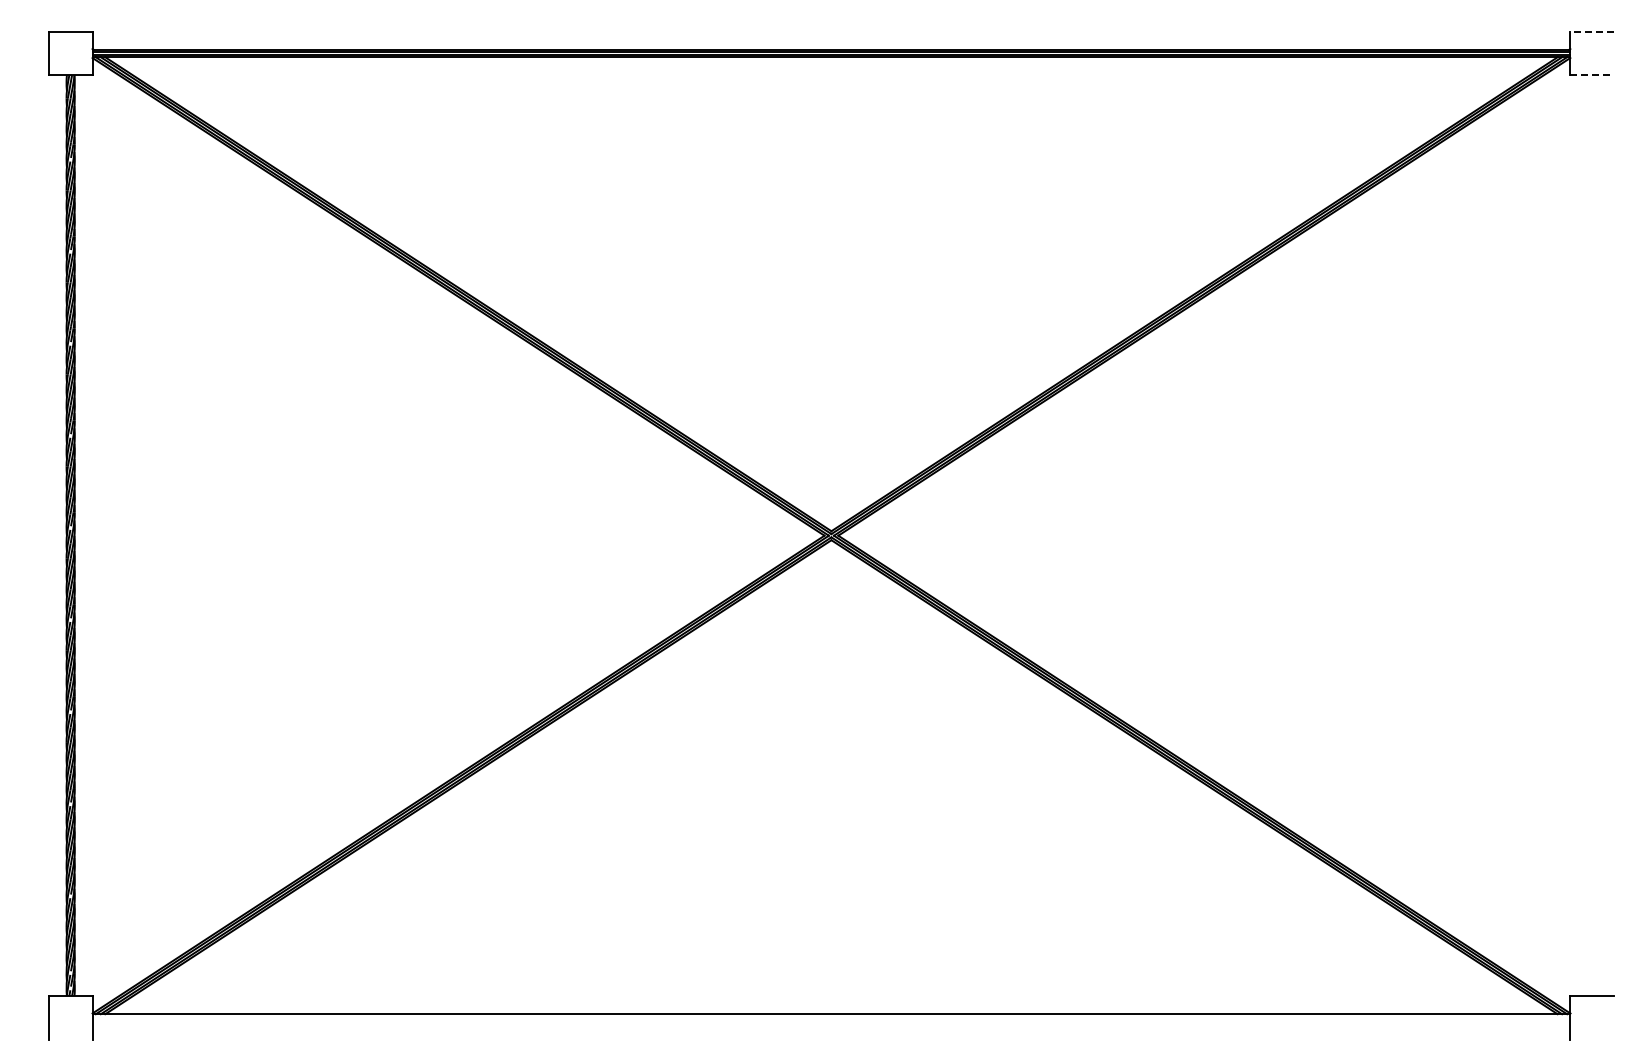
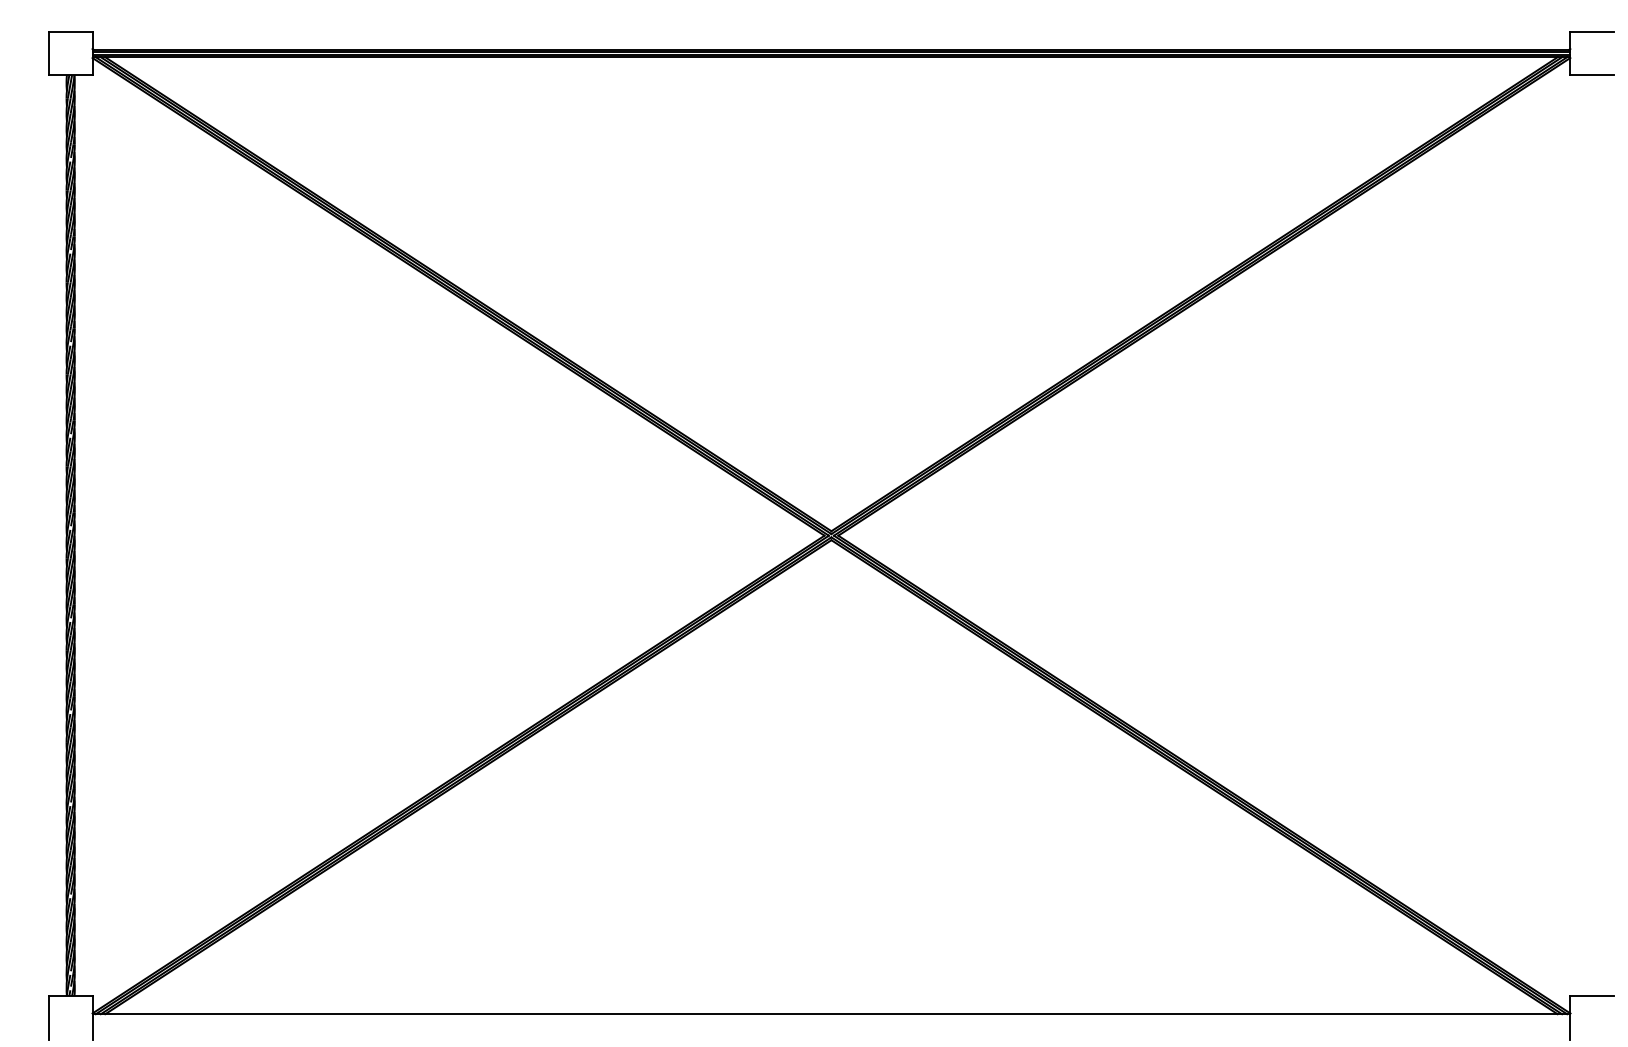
line: dashed -> solid (1592, 31)
line: dashed -> solid (1592, 75)
